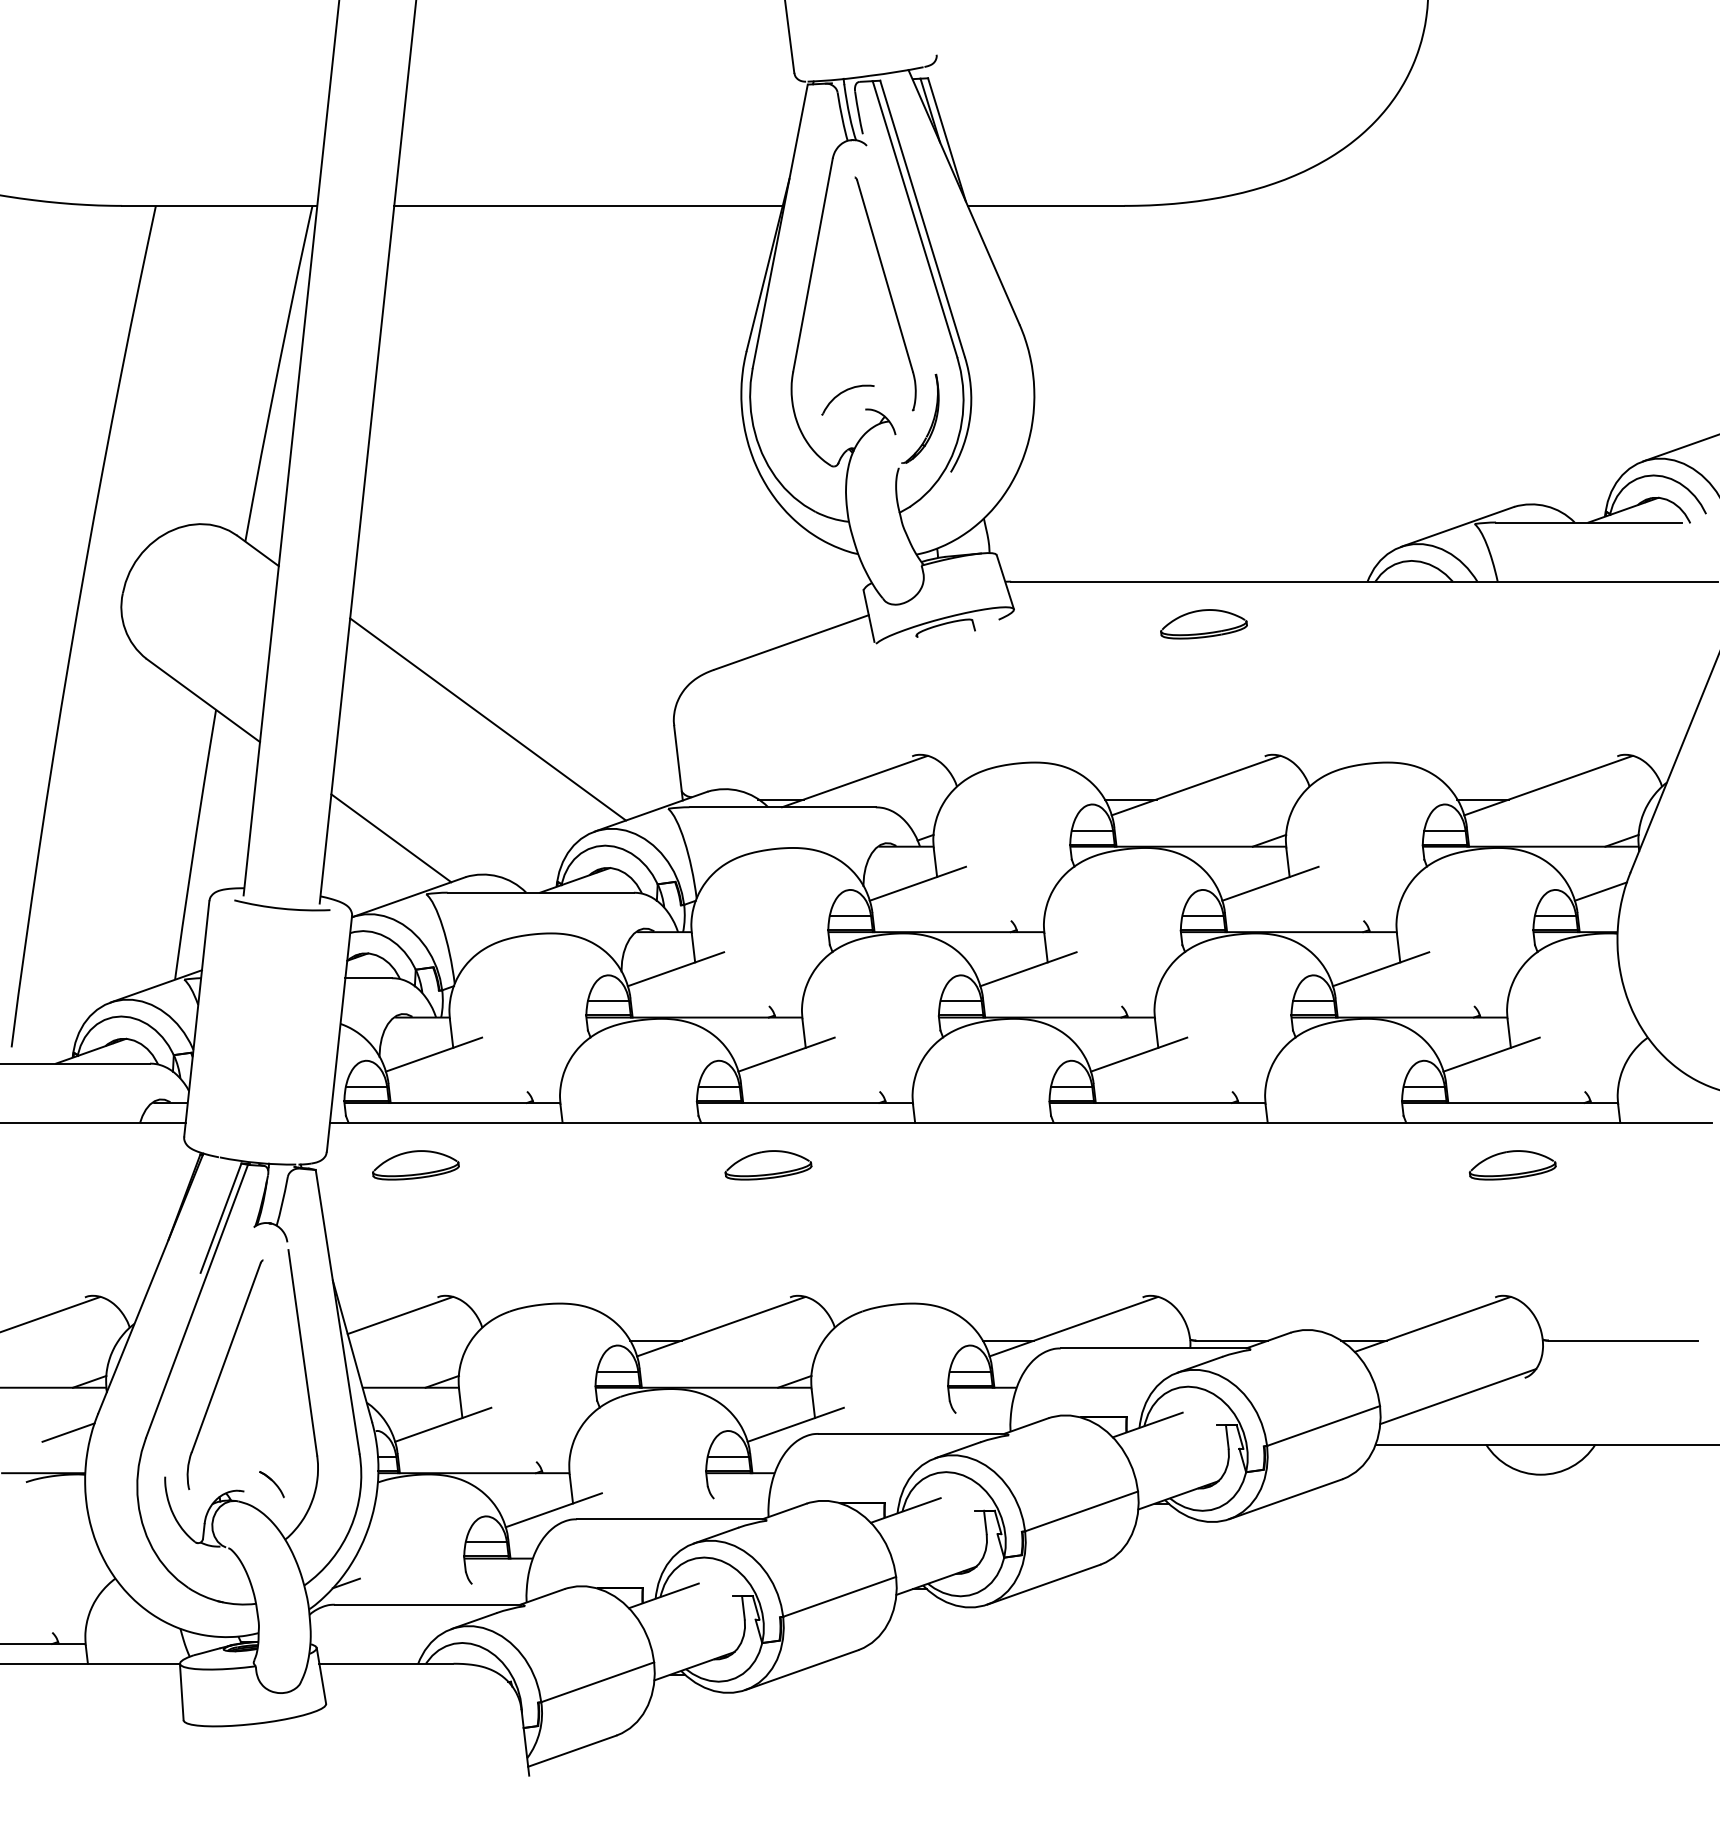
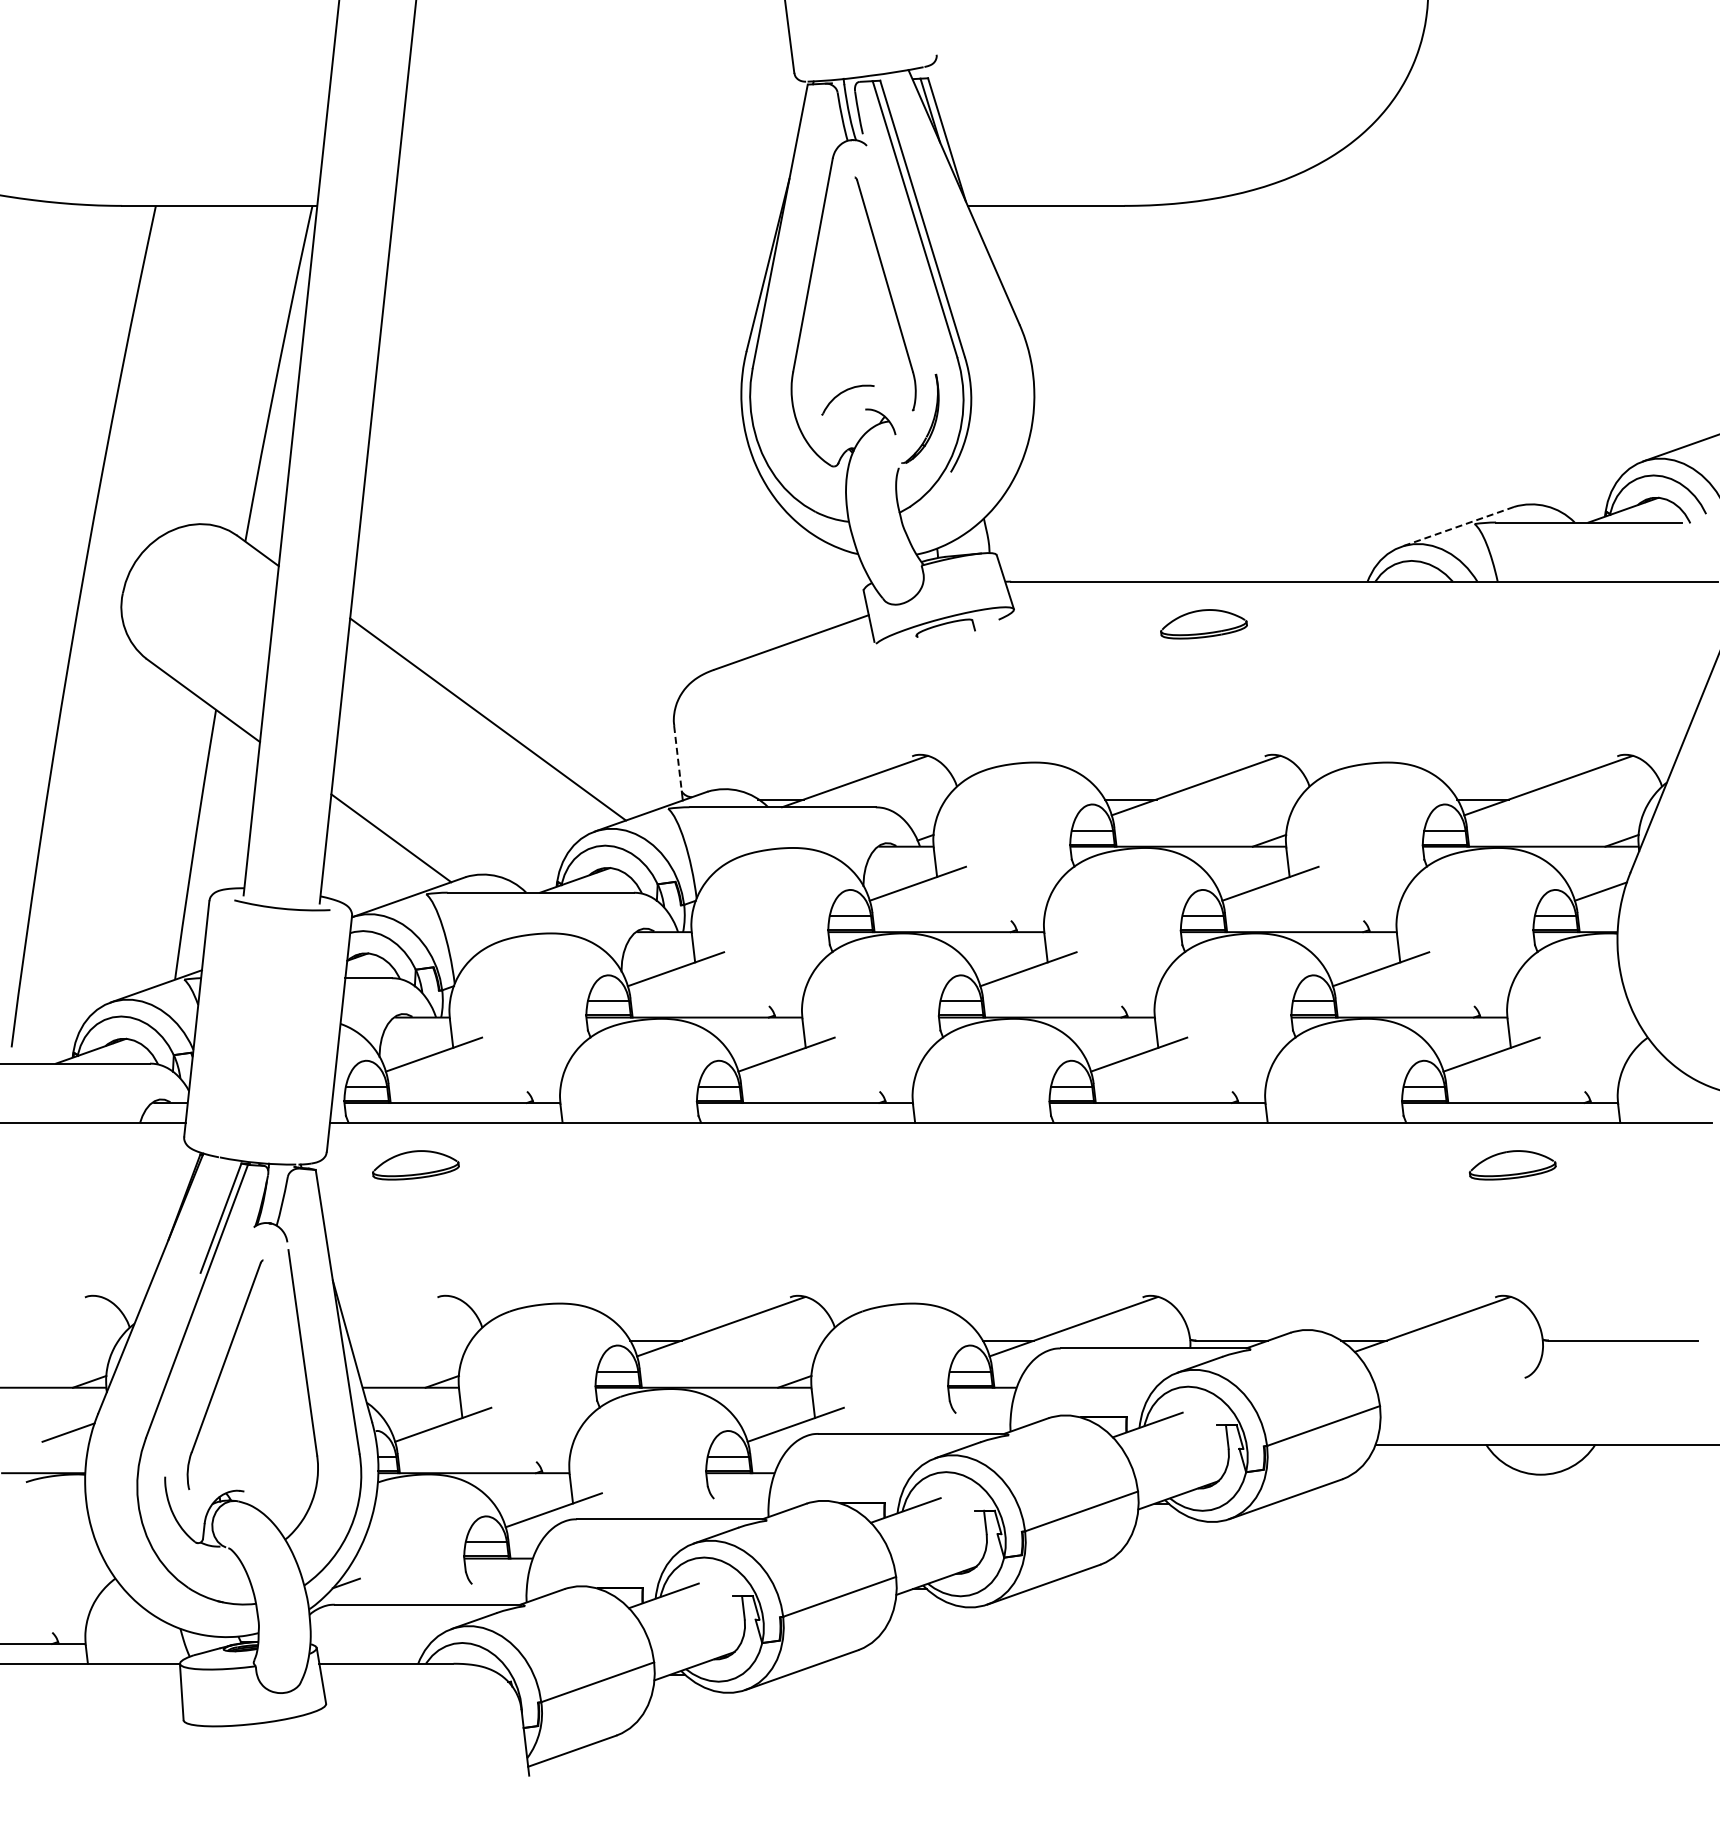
line: present -> none (588, 205)
line: solid -> dashed (1457, 526)
line: solid -> dashed (678, 759)
part: present -> none (768, 1165)
line: present -> none (51, 1313)
line: present -> none (399, 1315)
line: present -> none (1458, 1396)
part: present -> none (271, 1484)
